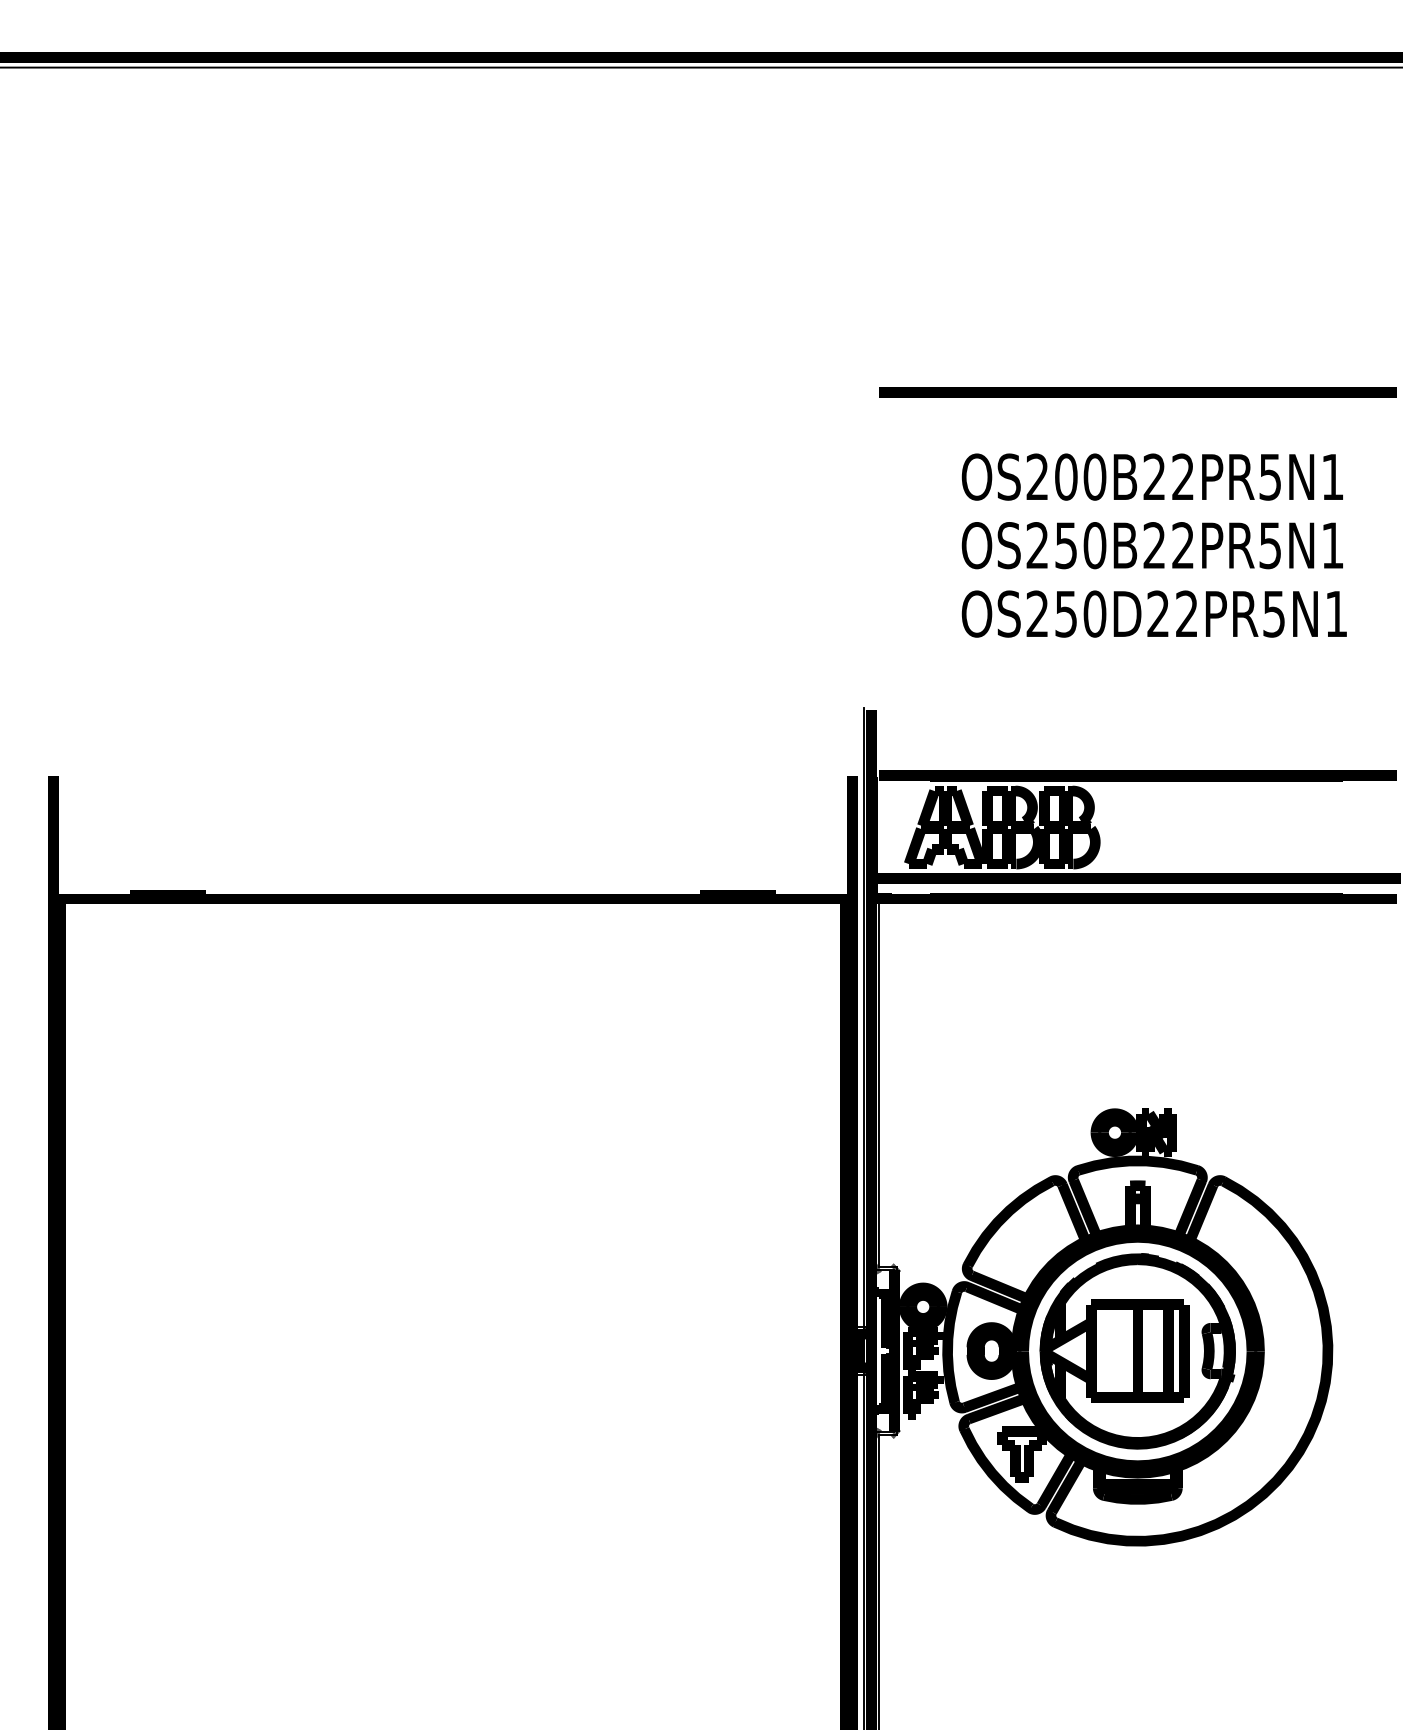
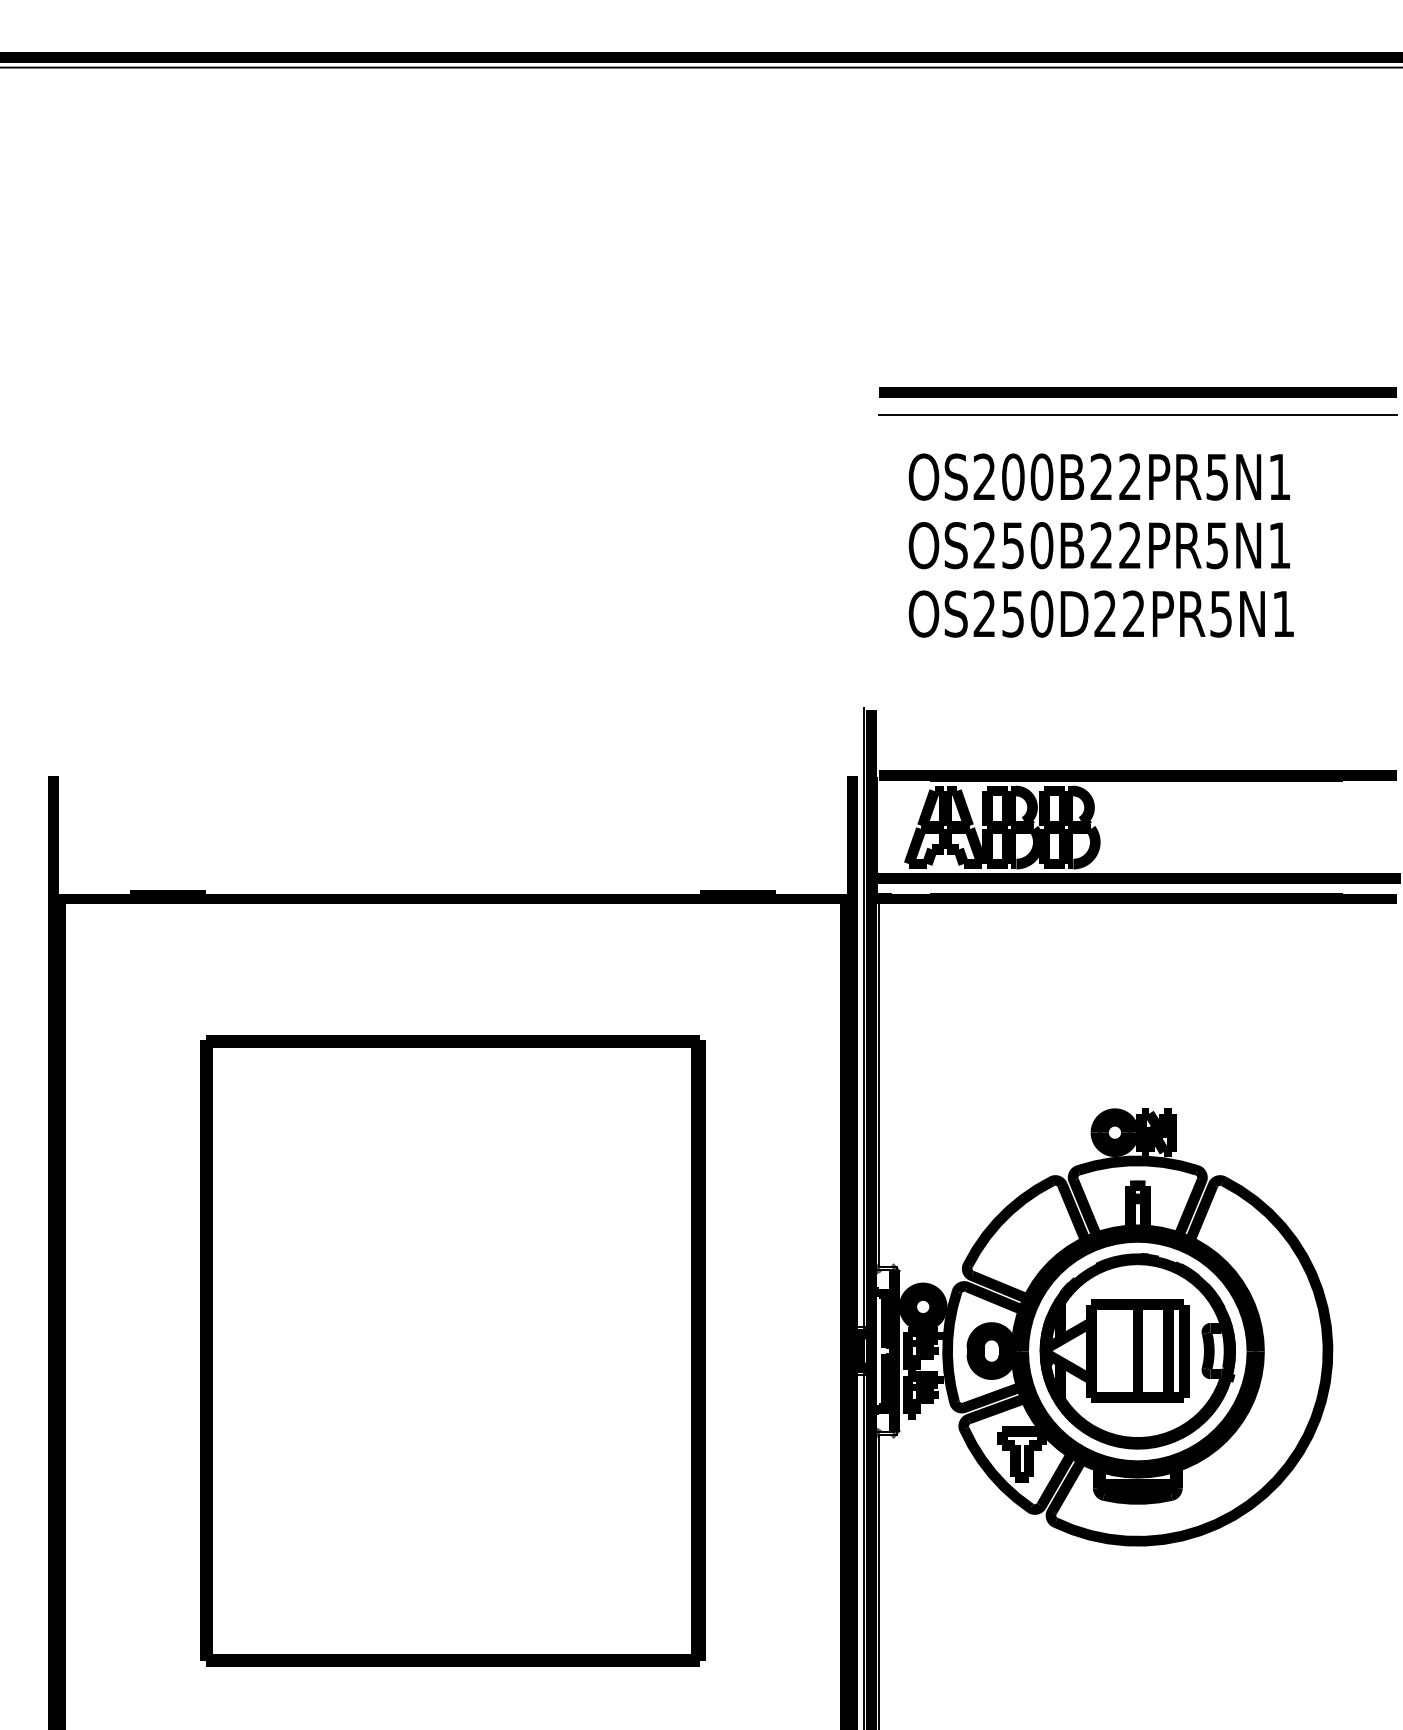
line: none -> present (1137, 415)
text position: (1153, 545) -> (1100, 545) (1100, 545)
part: none -> present (452, 1350)
